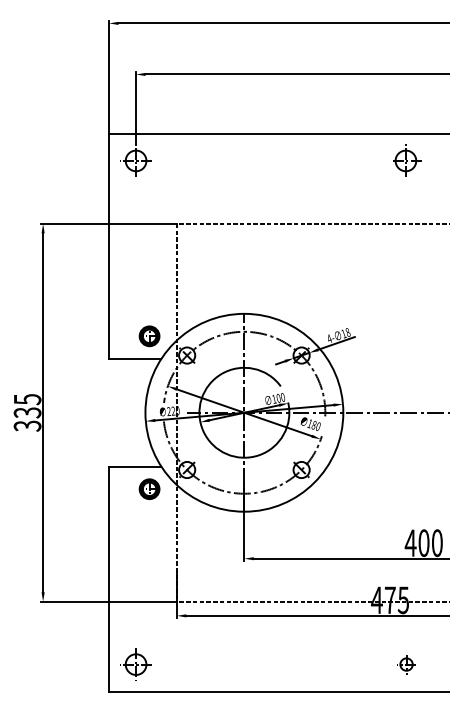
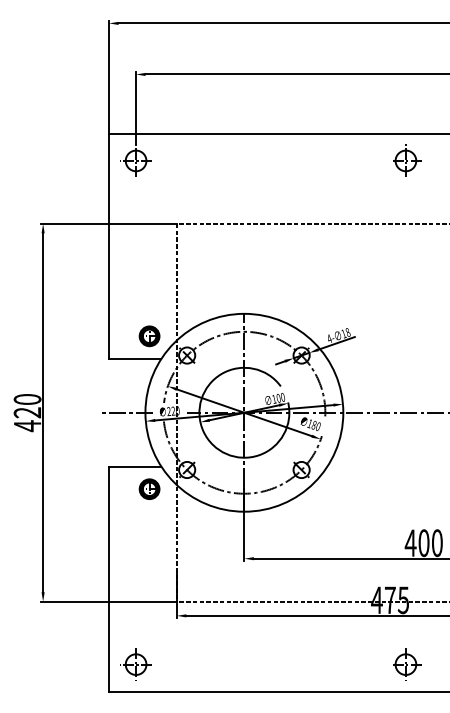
line: none -> present (126, 412)
text: 335 -> 420 (27, 413)
part size: 19x20 px -> 29x33 px (407, 664)
